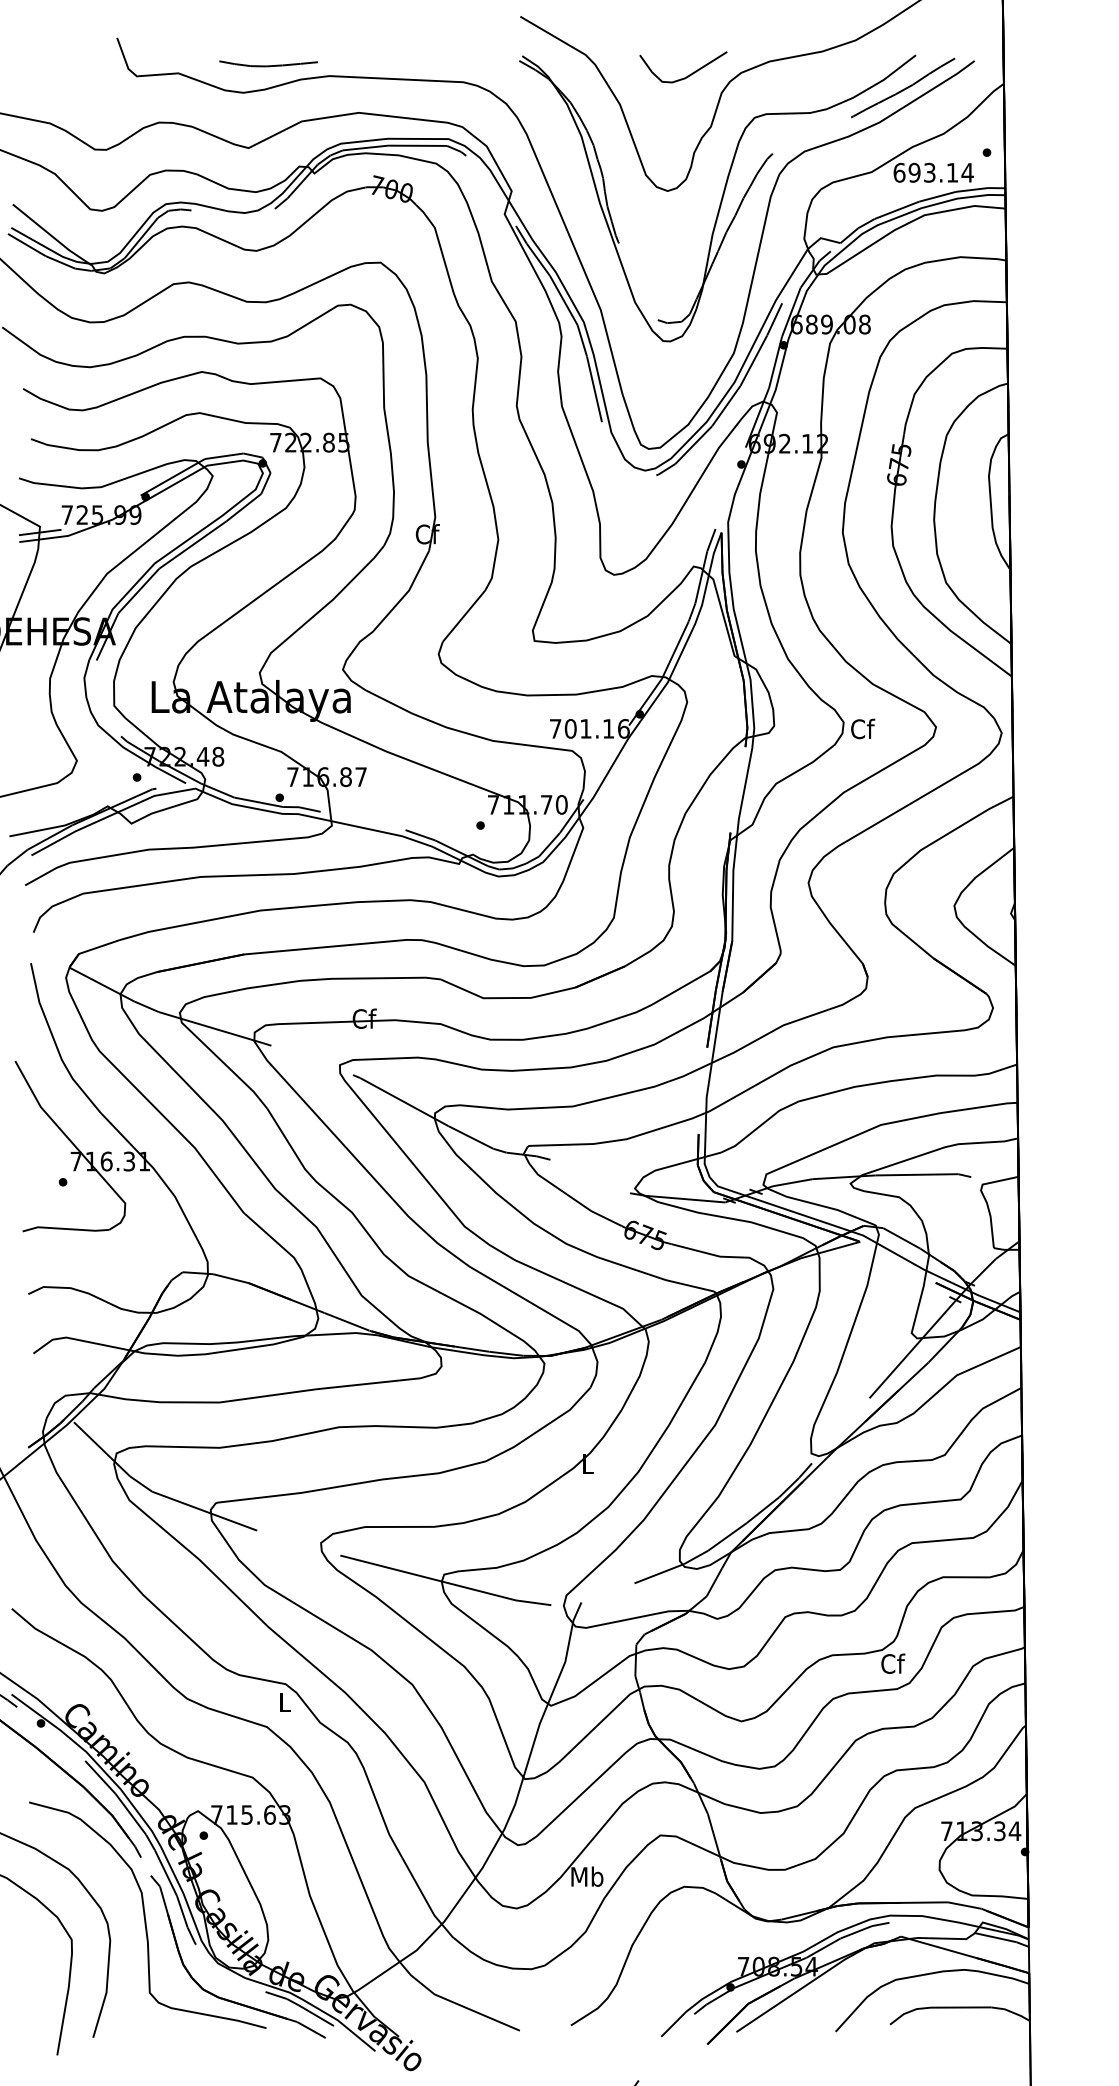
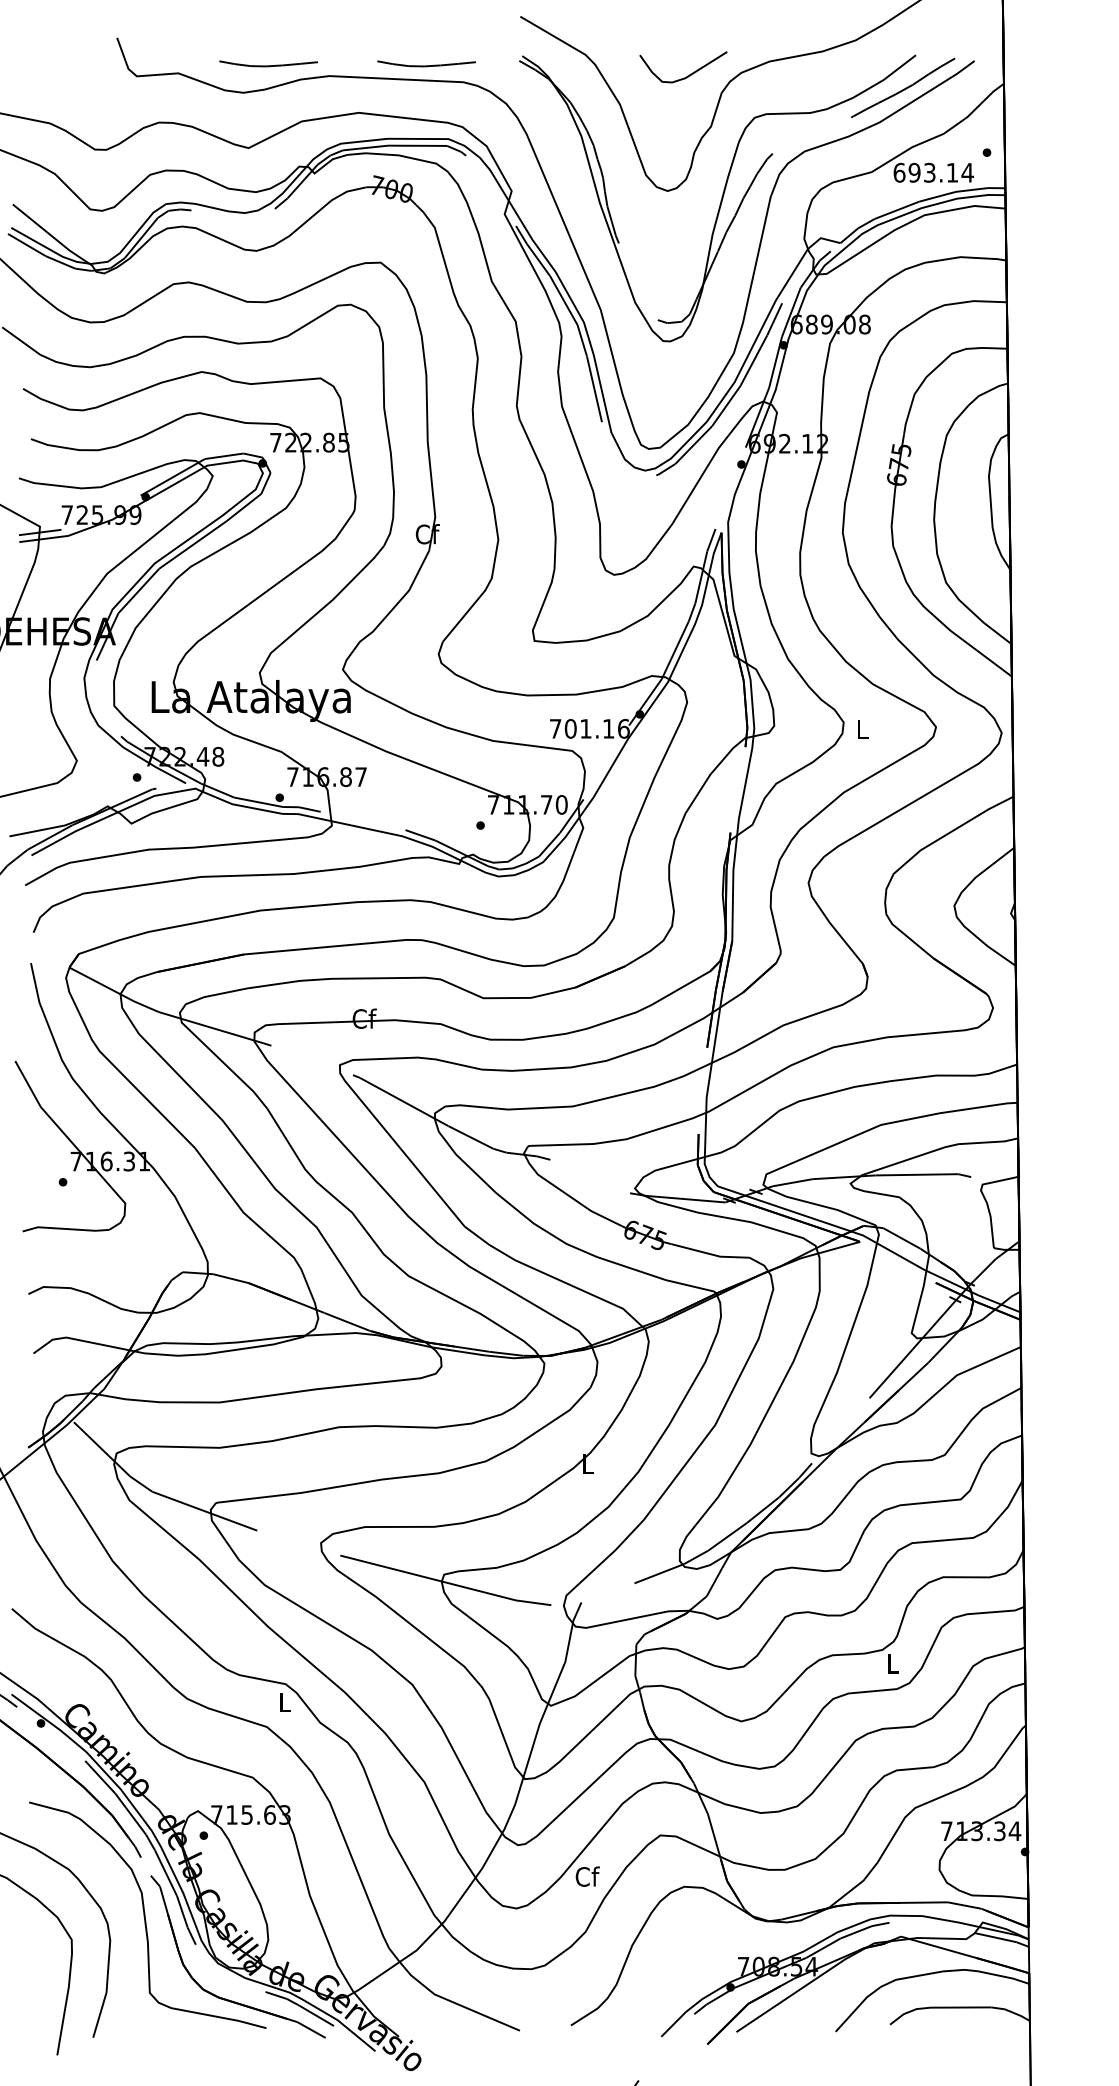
curve: none -> present (426, 65)
text: Cf -> L (863, 728)
text: Cf -> L (893, 1663)
text: Mb -> Cf (587, 1876)
